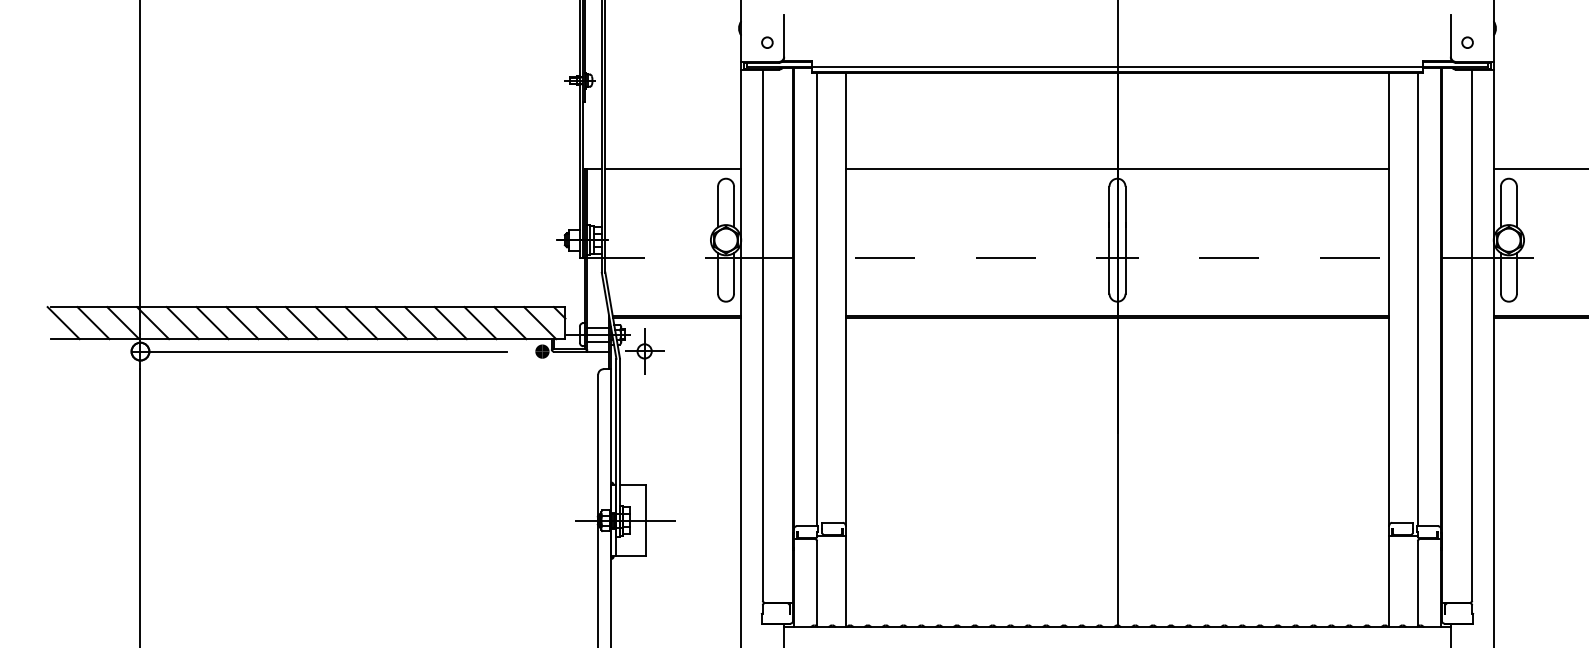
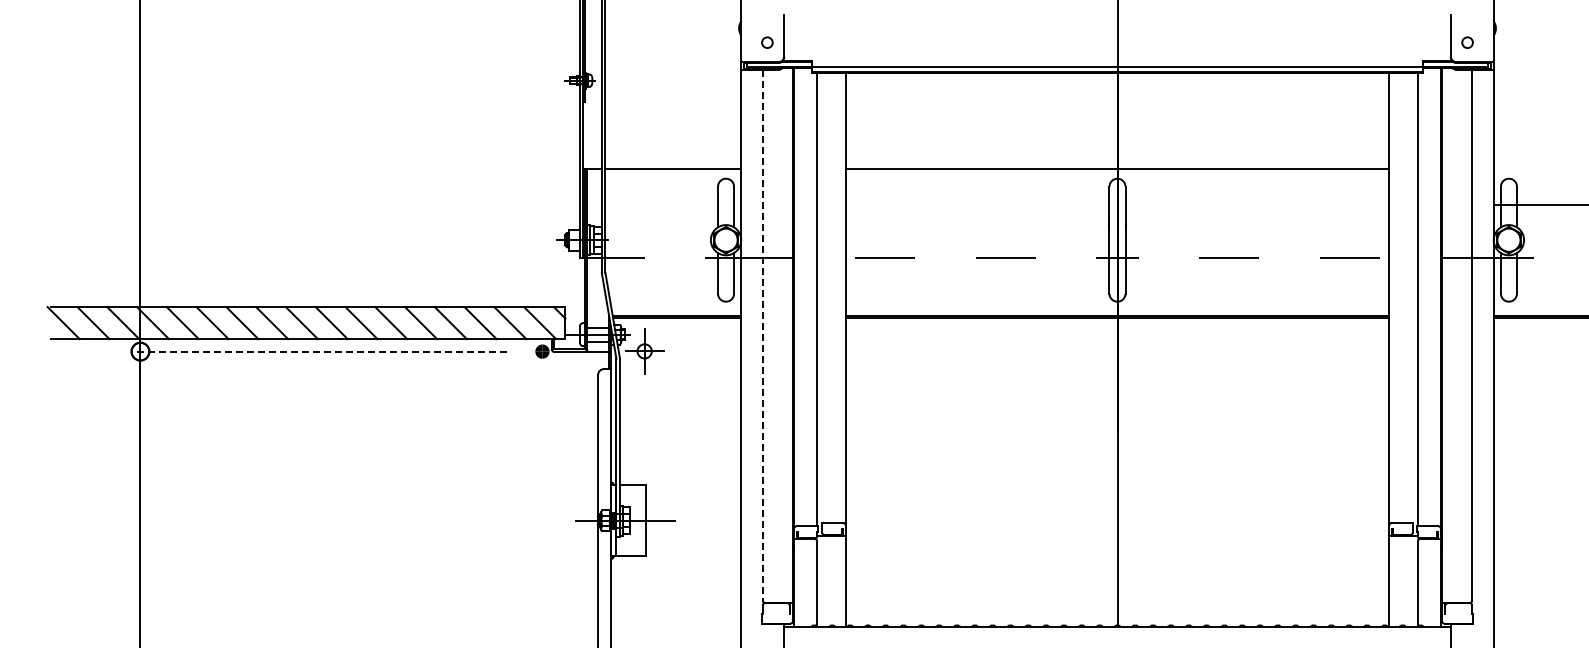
line position: (1539, 168) -> (1539, 204) (1539, 204)
line: solid -> dashed (762, 335)
line: solid -> dashed (319, 351)
